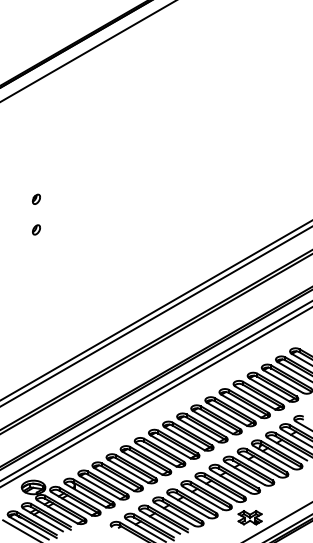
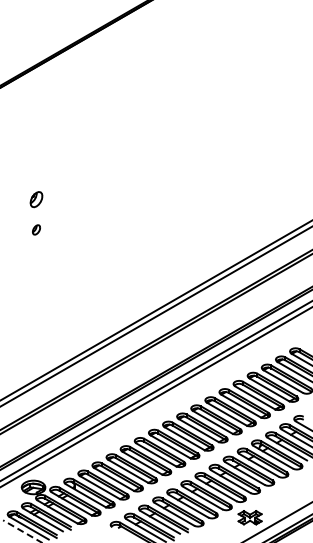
line: present -> none (87, 51)
part size: 9x12 px -> 15x18 px (36, 199)
line: solid -> dashed (22, 531)
